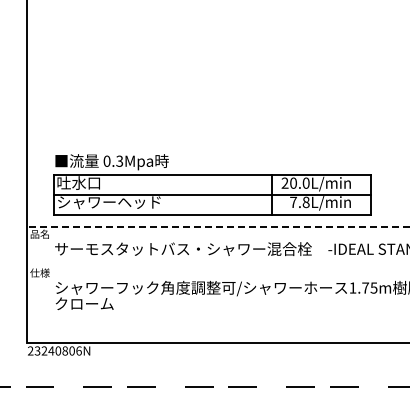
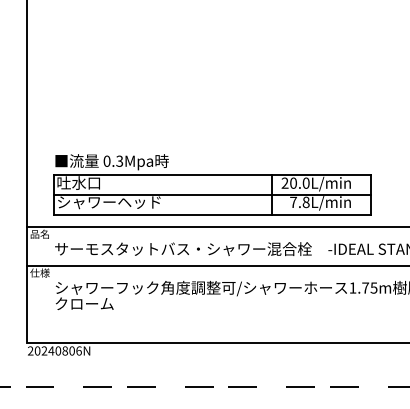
line: dashed -> solid (217, 226)
line: none -> present (216, 265)
text: 23240806N -> 20240806N (37, 350)
